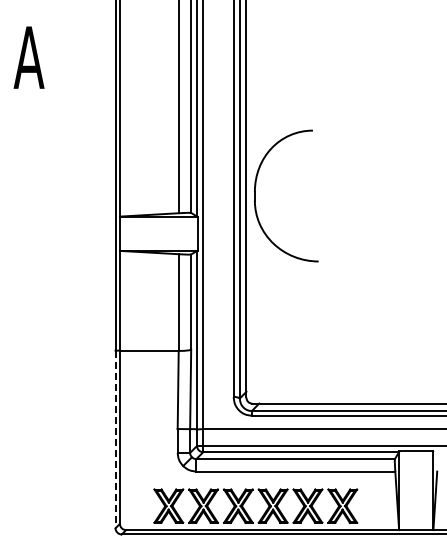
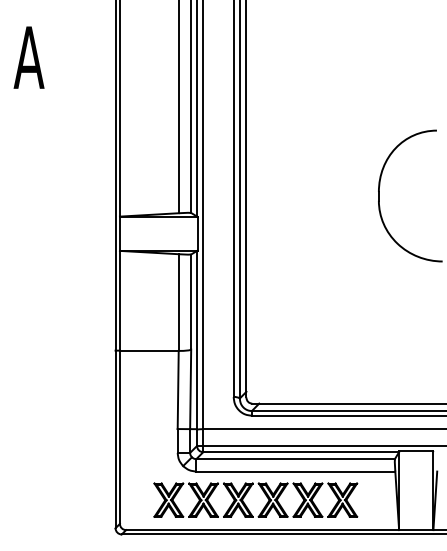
part position: (255, 195) -> (379, 195) (379, 195)
line: dashed -> solid (115, 439)
part position: (247, 499) -> (247, 493) (247, 493)
